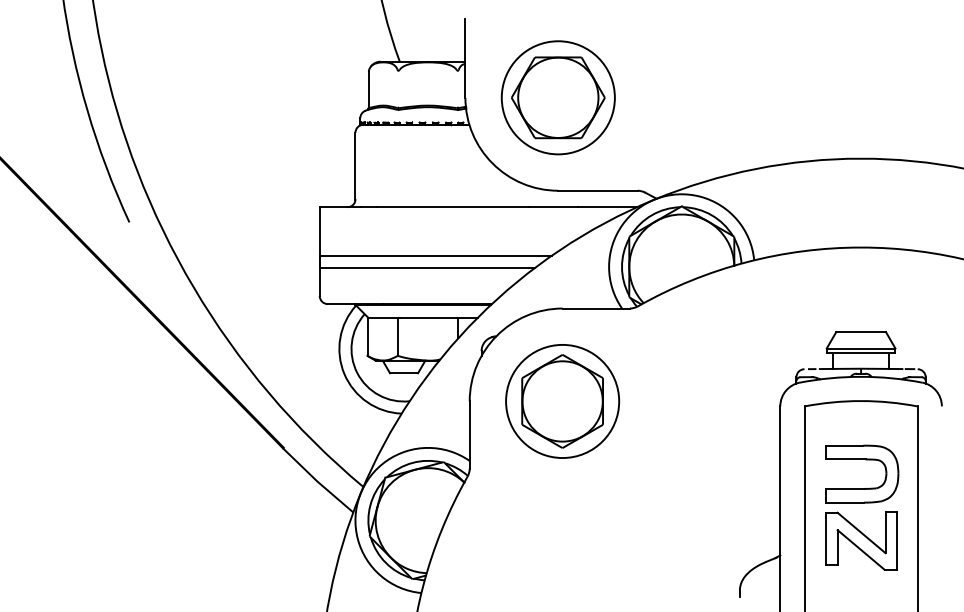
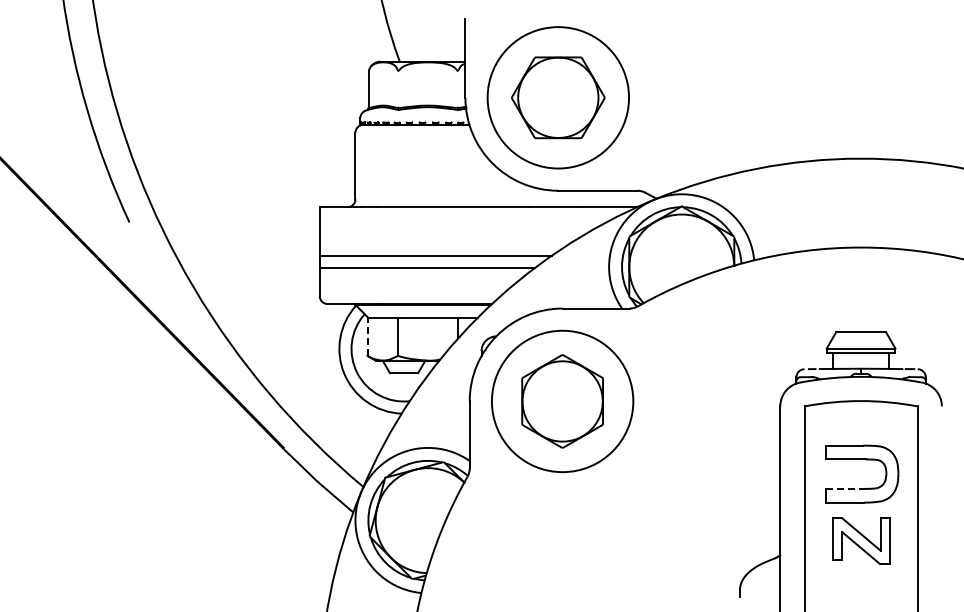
circle diameter: 113 px -> 141 px (558, 97)
line: solid -> dashed (367, 336)
circle diameter: 113 px -> 141 px (562, 401)
line: solid -> dashed (845, 488)
part size: 73x60 px -> 59x48 px (861, 540)
